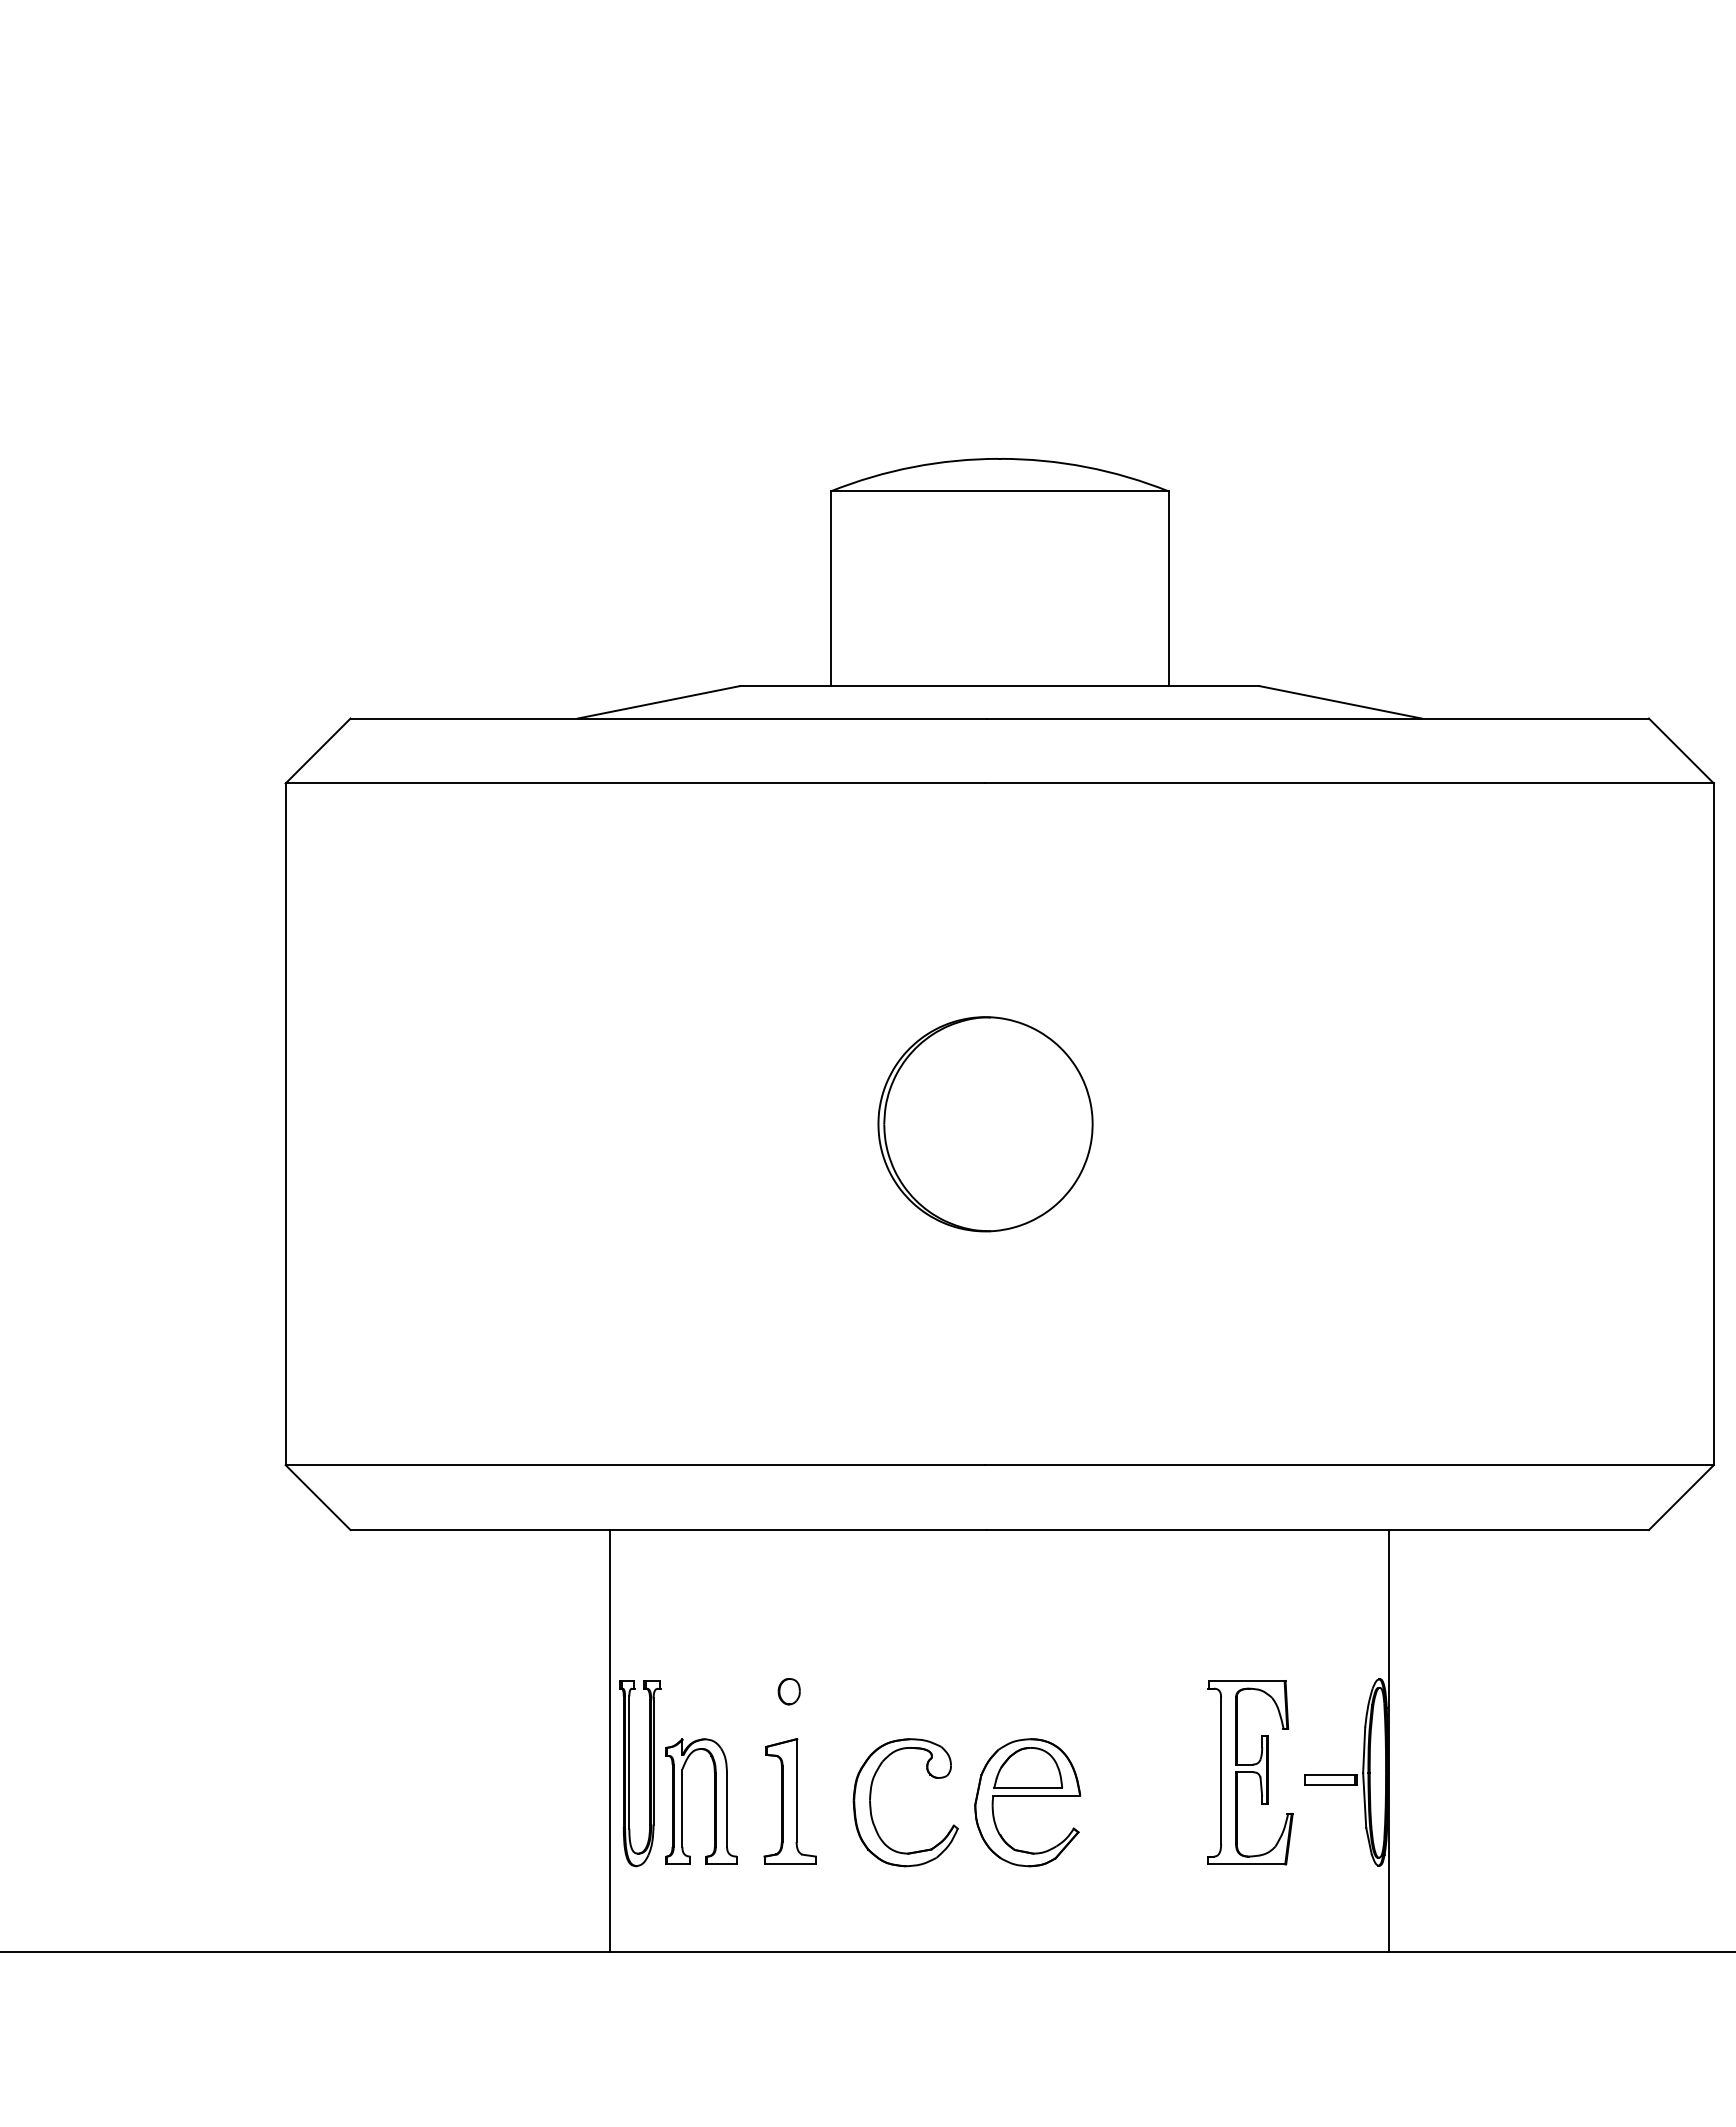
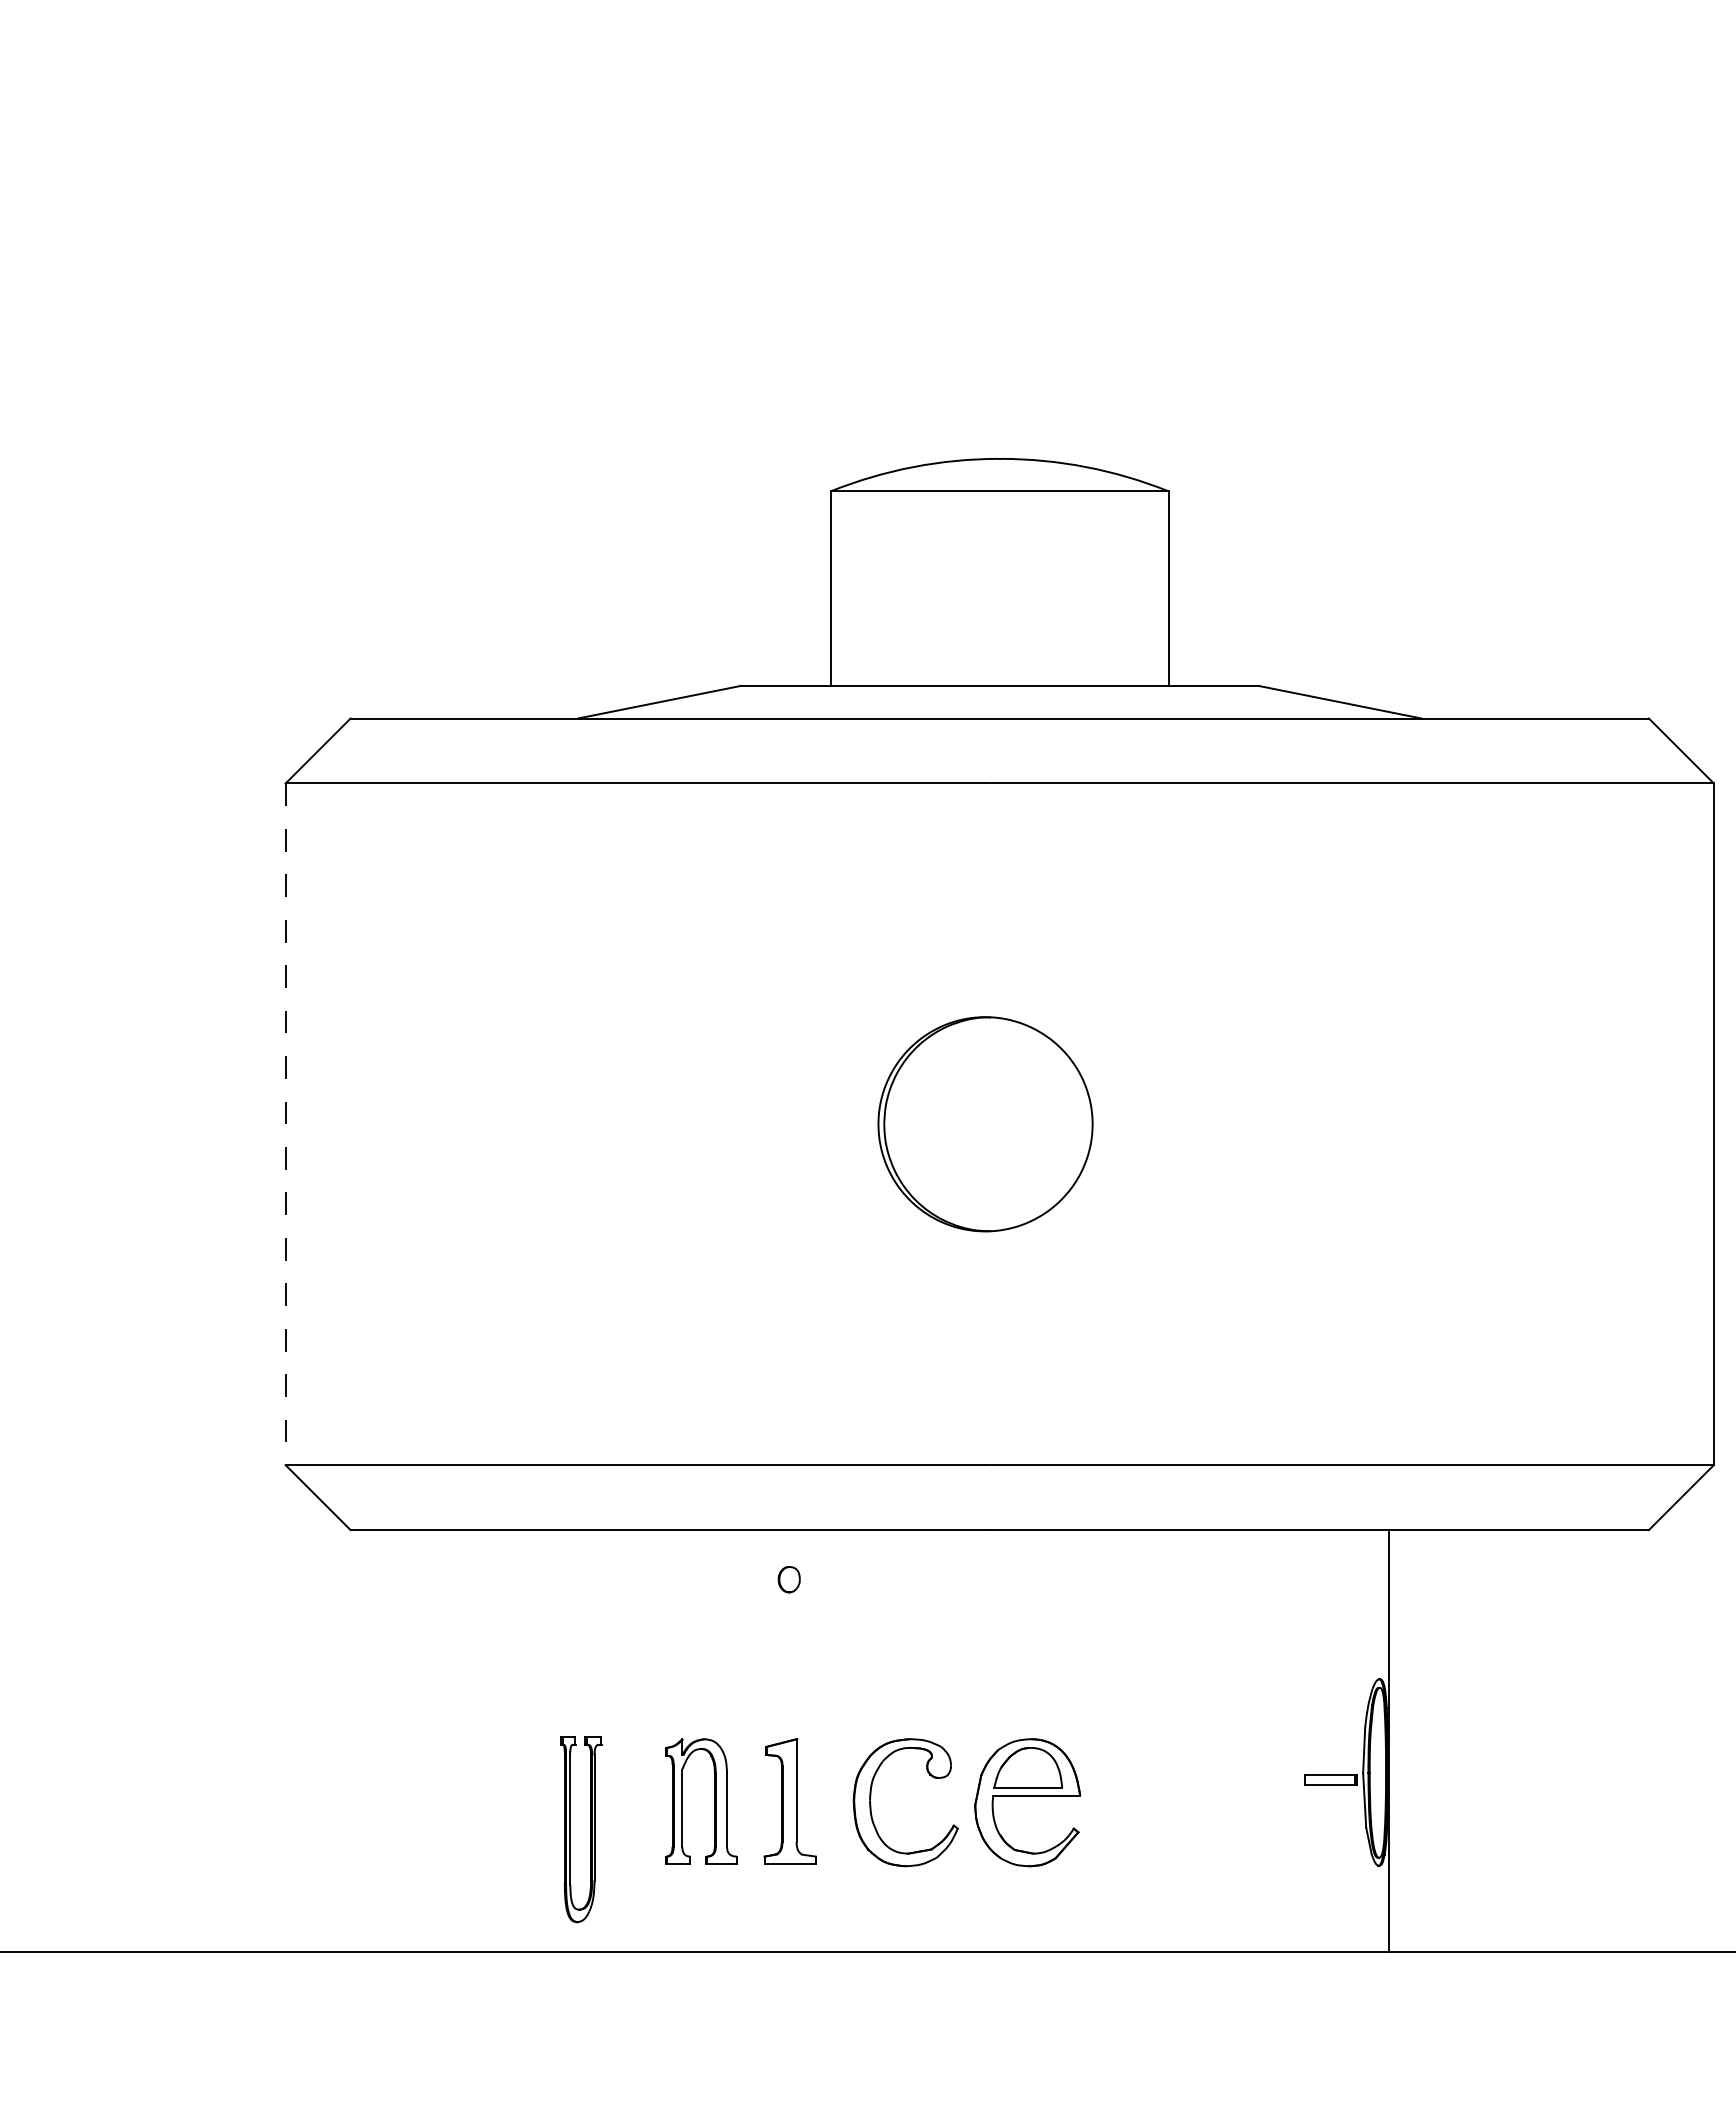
line: solid -> dashed (285, 1124)
part position: (788, 1691) -> (788, 1579) (788, 1579)
line: present -> none (610, 1741)
part: present -> none (1250, 1772)
part position: (649, 1773) -> (590, 1829) (590, 1829)
